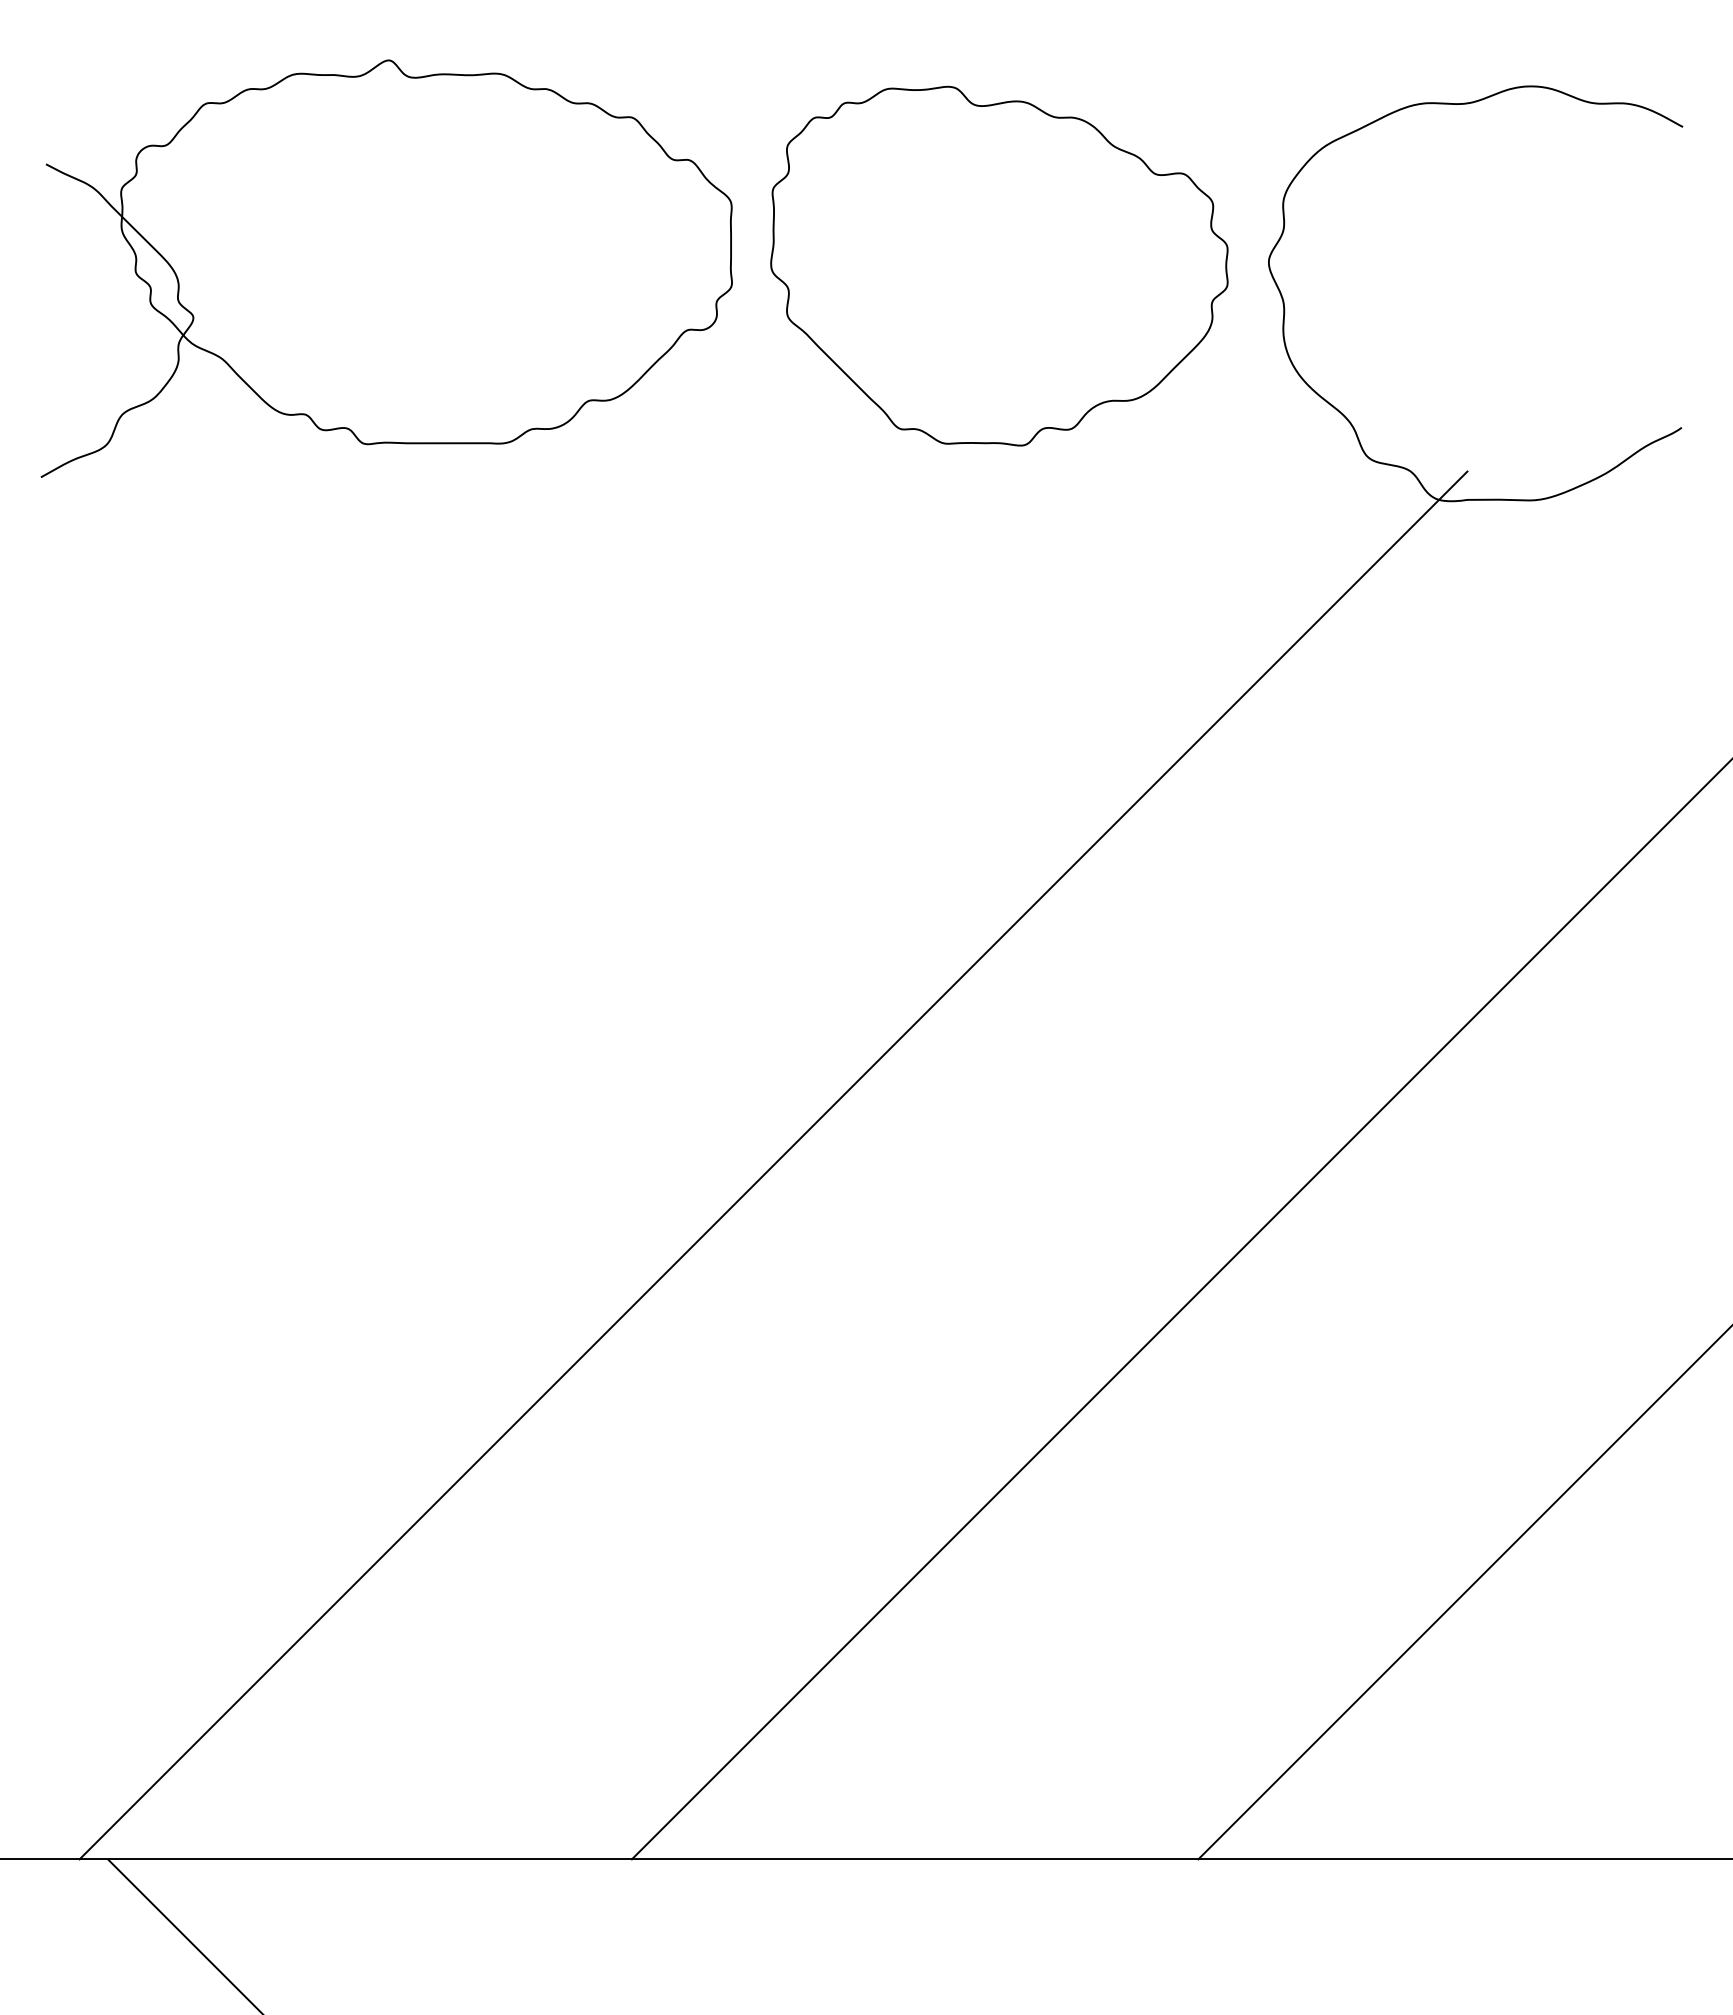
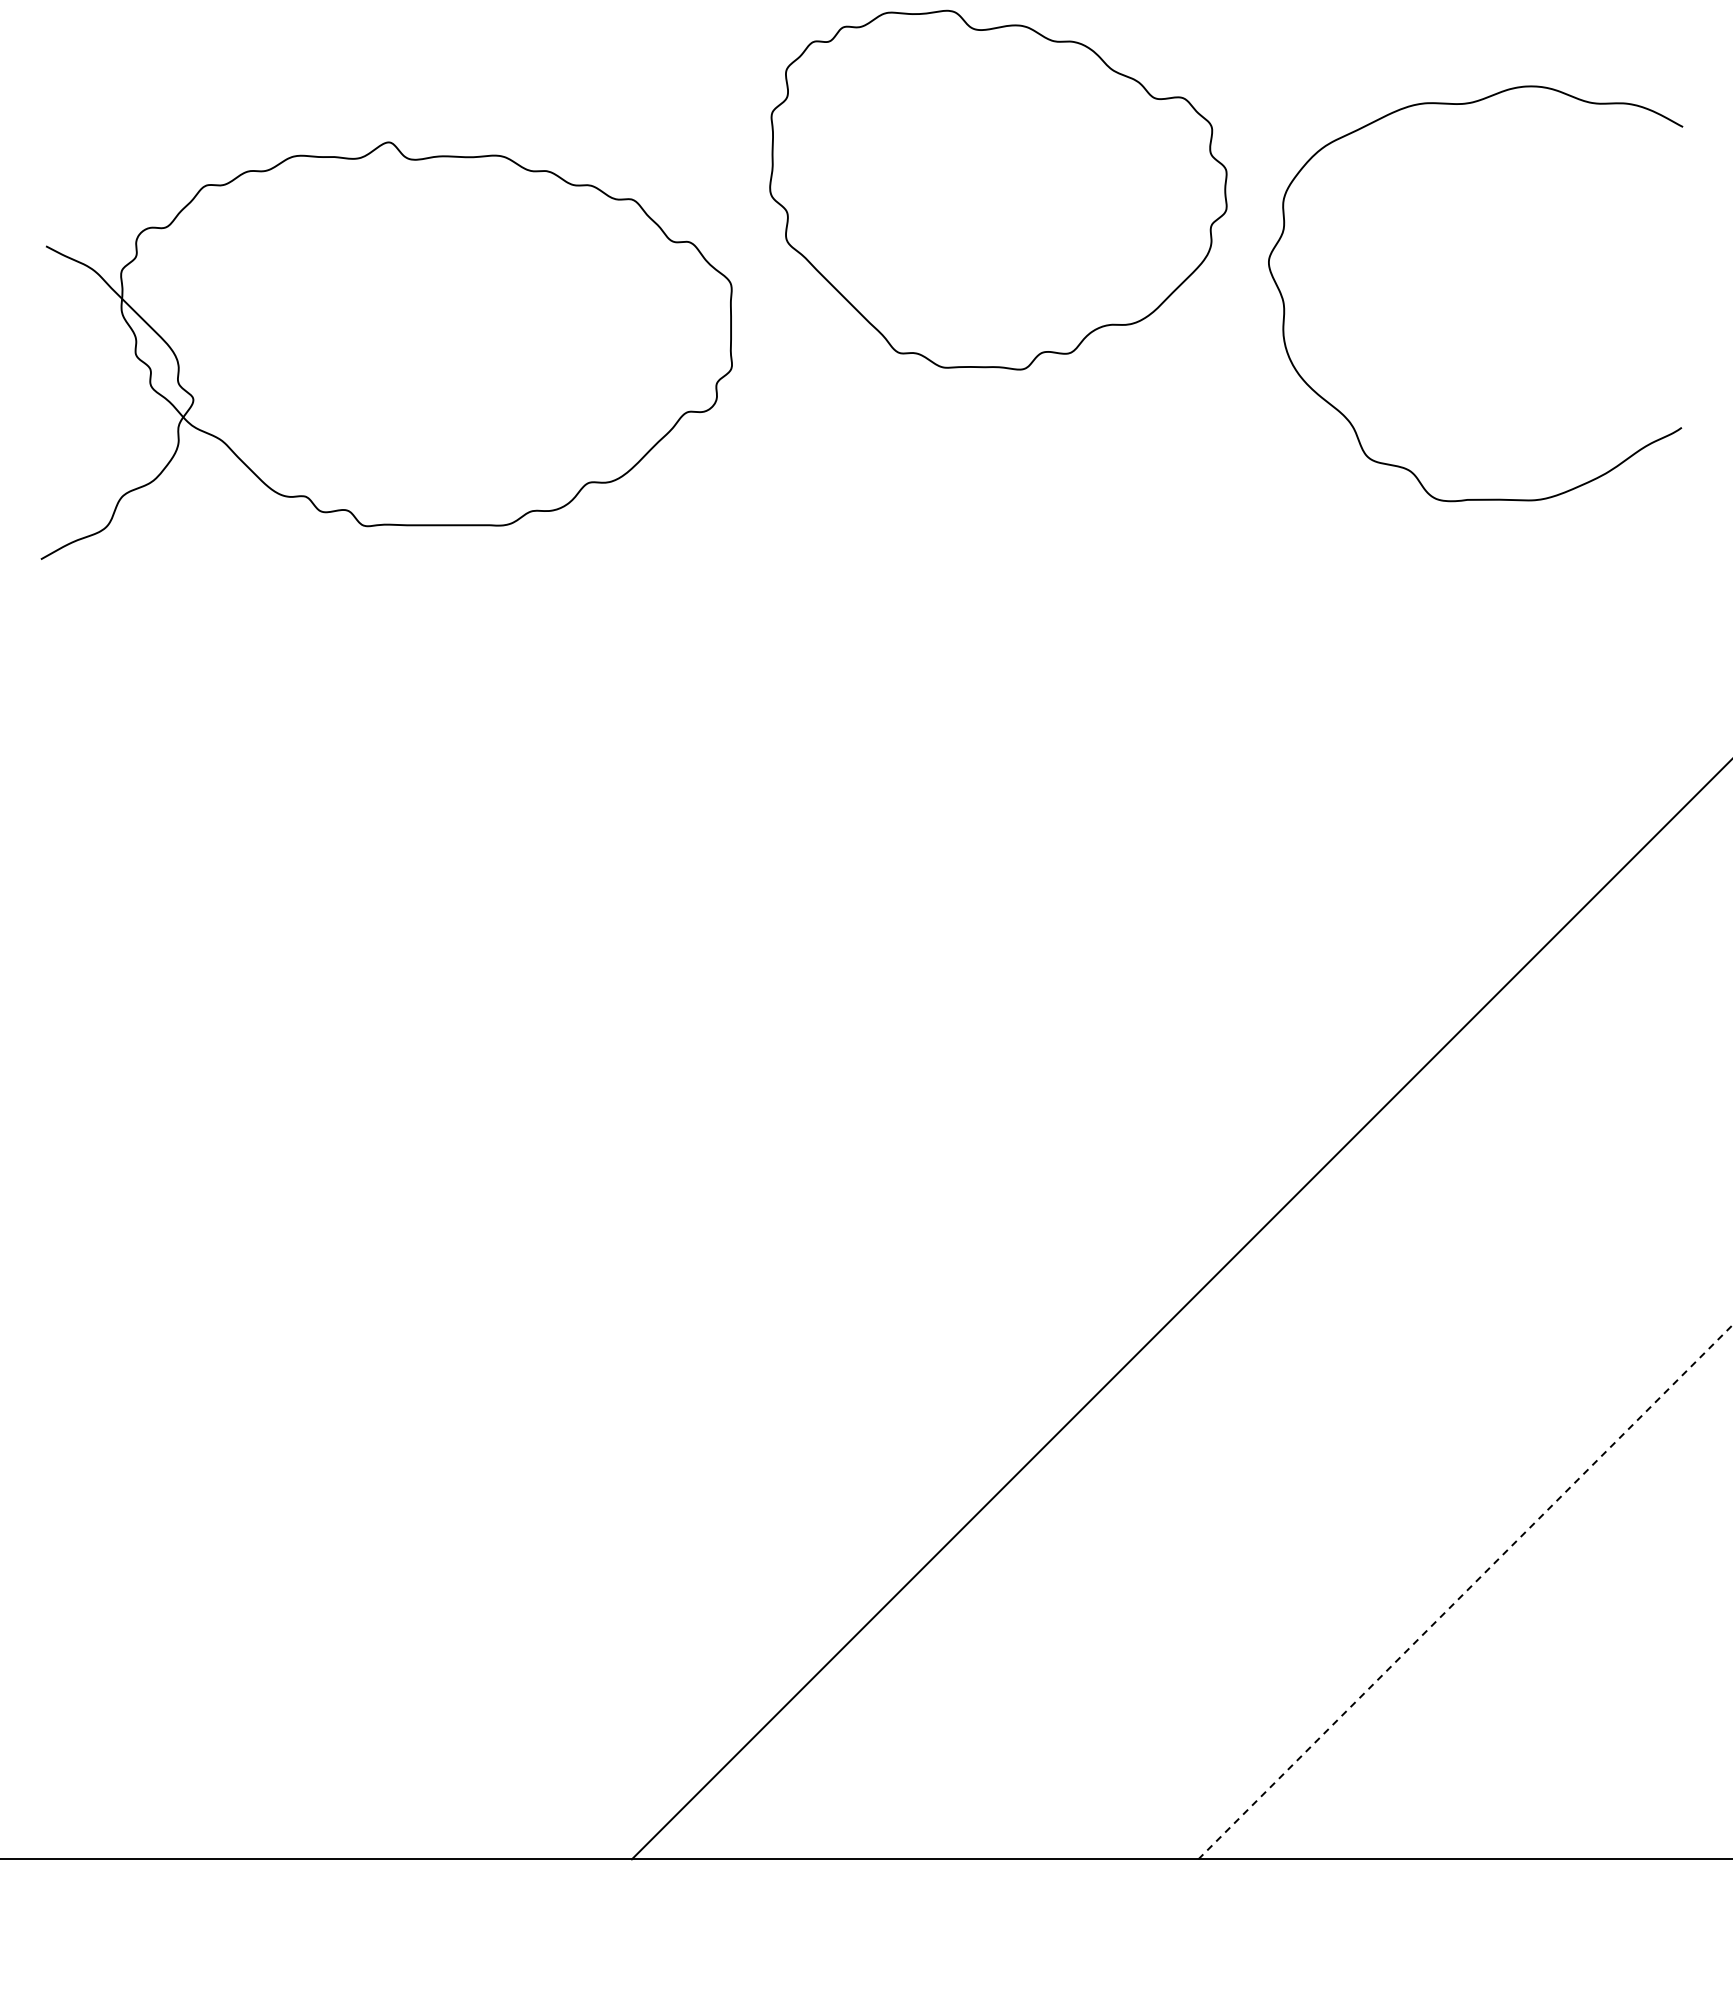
part position: (999, 265) -> (998, 189) (998, 189)
part position: (386, 268) -> (386, 350) (386, 350)
line: present -> none (773, 1165)
line: solid -> dashed (1465, 1592)
line: present -> none (183, 1935)
